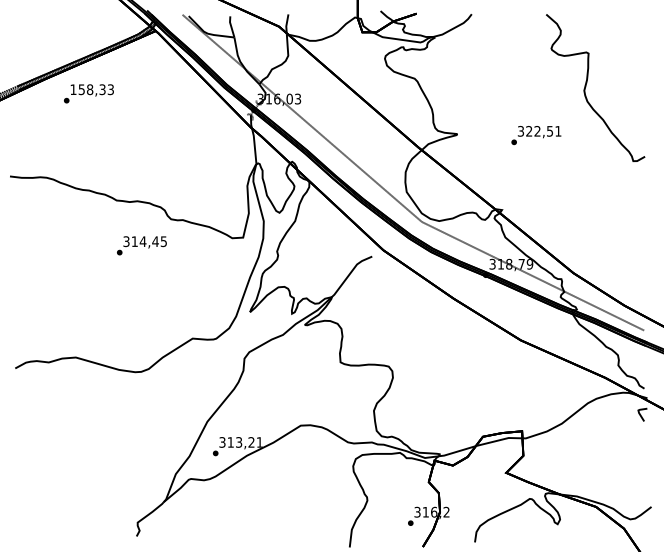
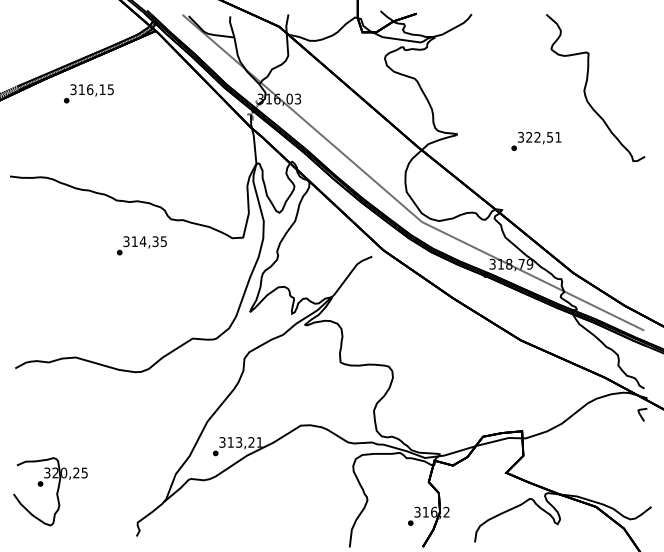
text: 158,33 -> 316,15 (91, 89)
text position: (536, 135) -> (536, 141) (536, 141)
text: 314,45 -> 314,35 (155, 241)
part: none -> present (50, 491)
